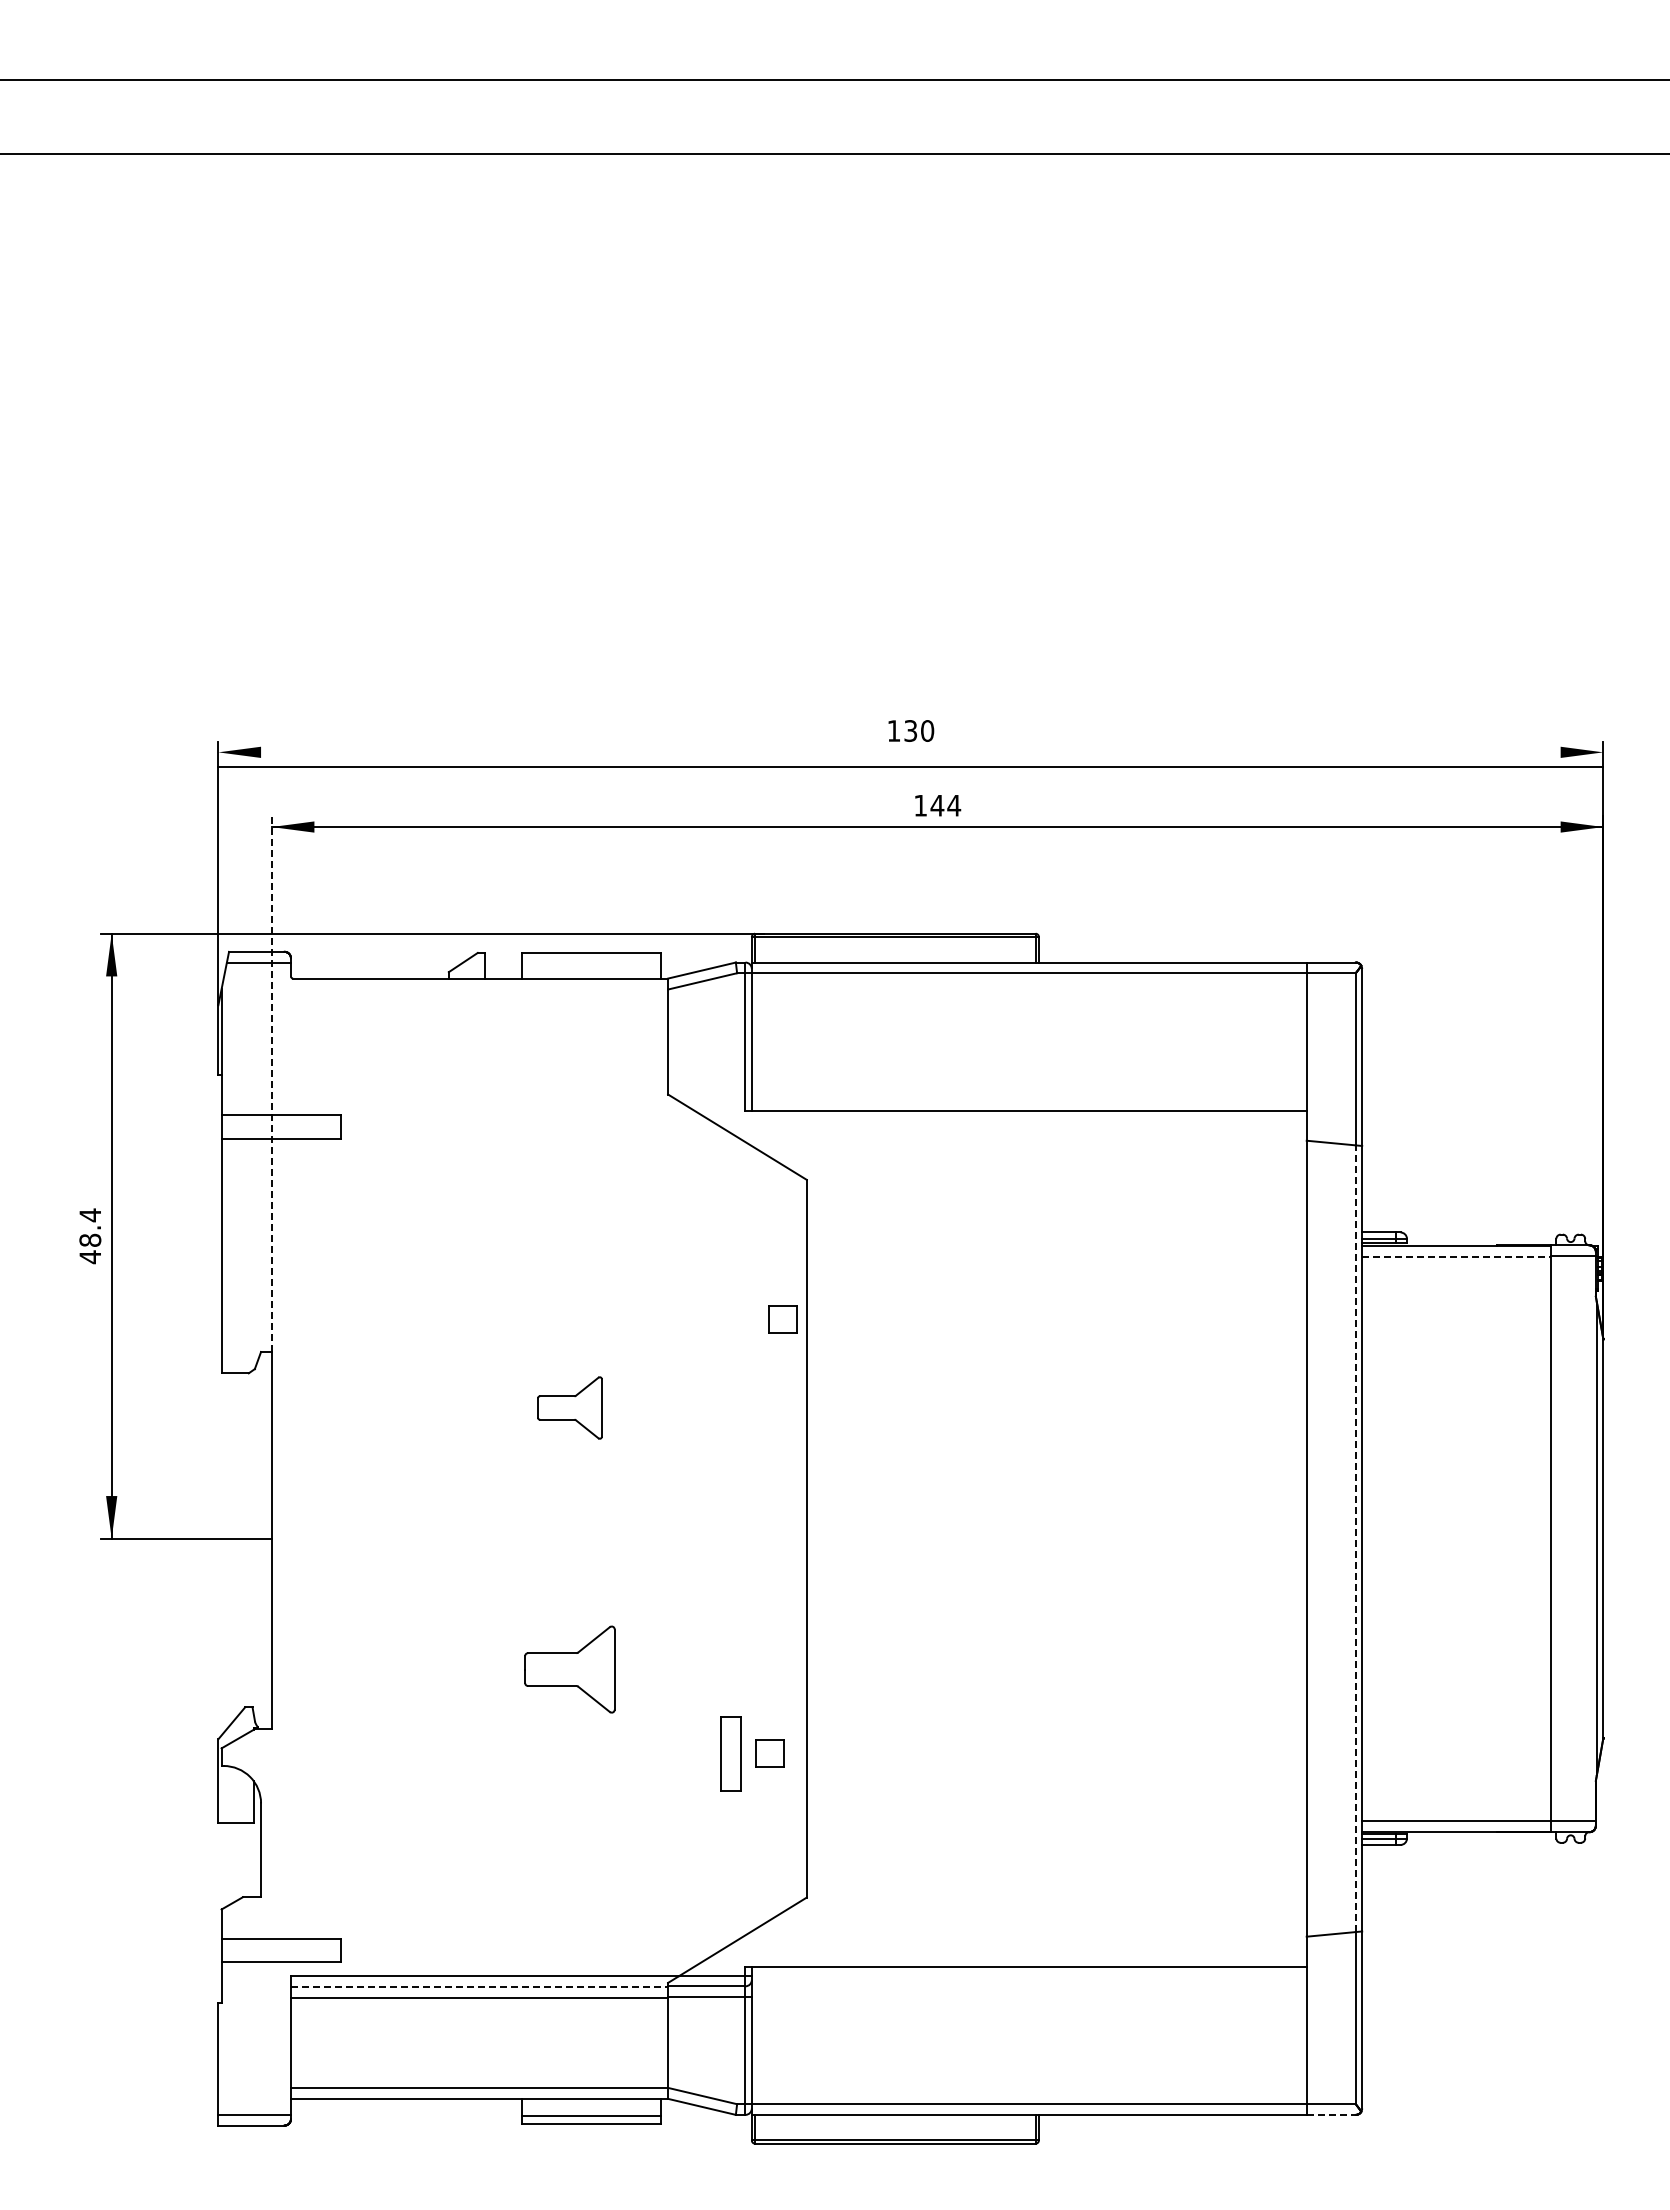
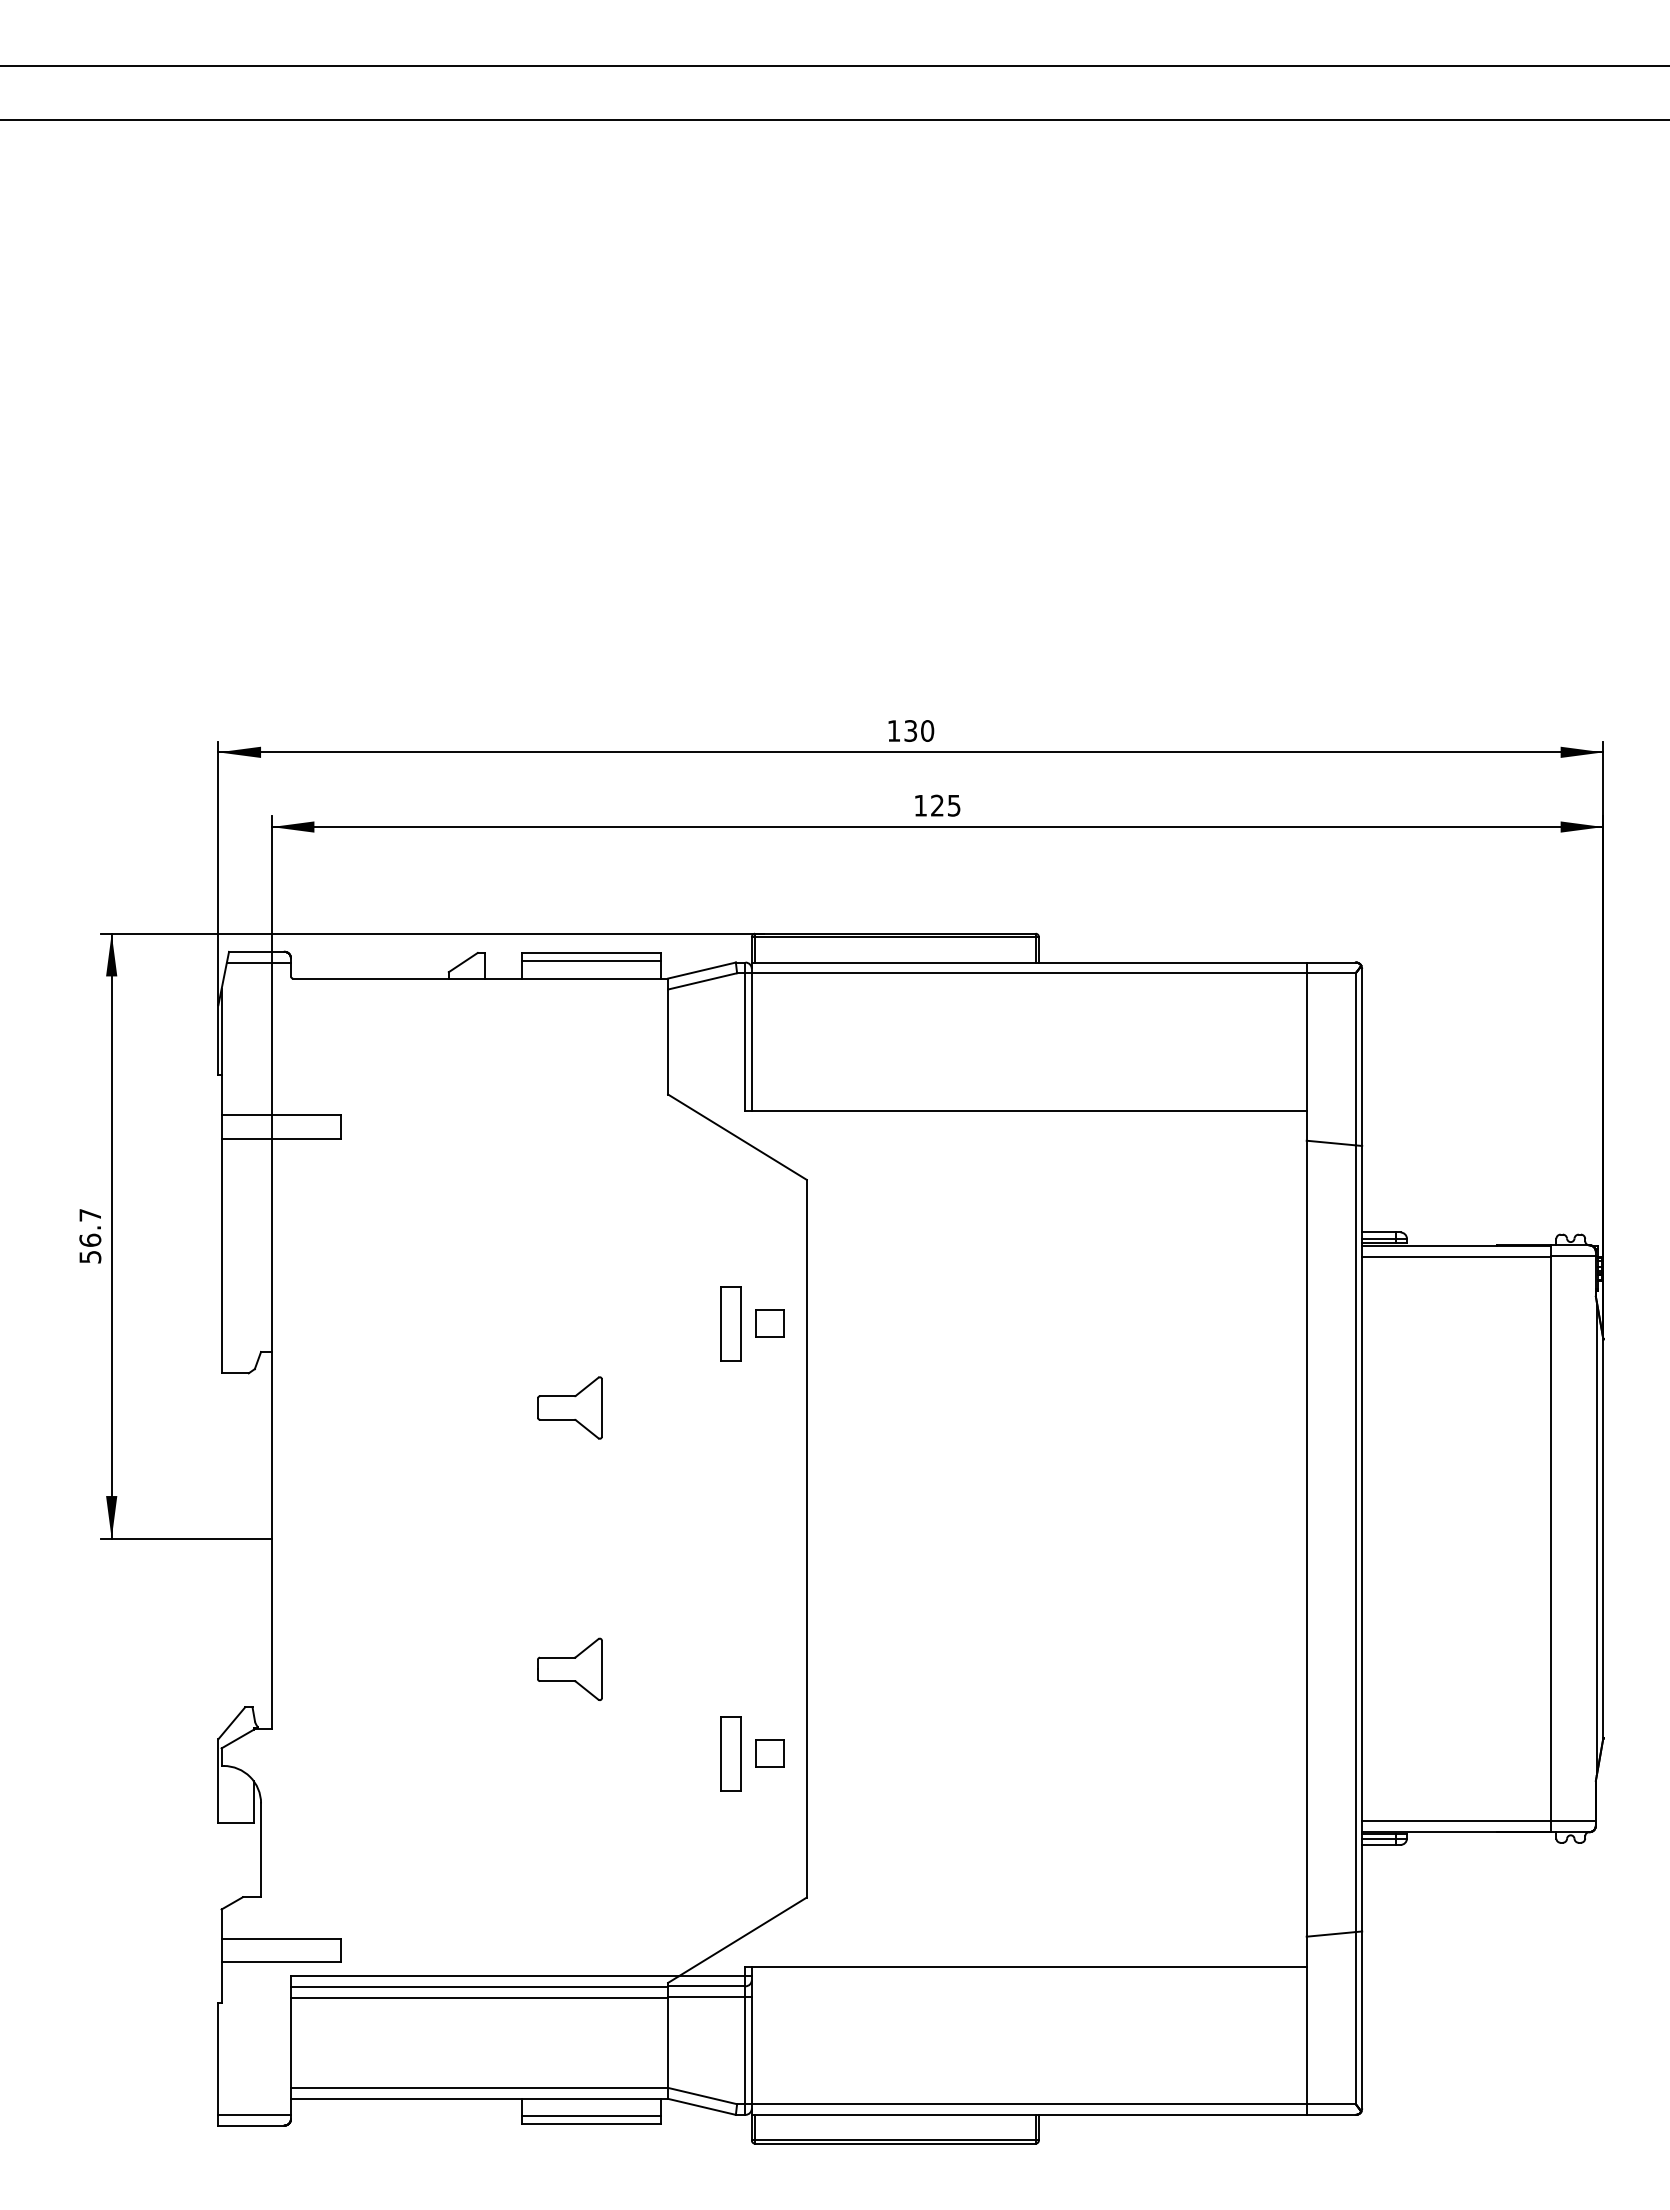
line position: (834, 80) -> (834, 66) (834, 66)
line position: (834, 153) -> (834, 119) (834, 119)
line position: (910, 767) -> (910, 752) (910, 752)
text: 144 -> 125 (945, 805)
line: none -> present (591, 960)
line: dashed -> solid (271, 1084)
text: 48.4 -> 56.7 (90, 1236)
line: dashed -> solid (1456, 1256)
part position: (782, 1319) -> (769, 1323) (769, 1323)
part: none -> present (730, 1323)
line: dashed -> solid (1355, 1538)
part size: 92x89 px -> 66x64 px (569, 1668)
line: dashed -> solid (479, 1986)
line: dashed -> solid (1331, 2114)
